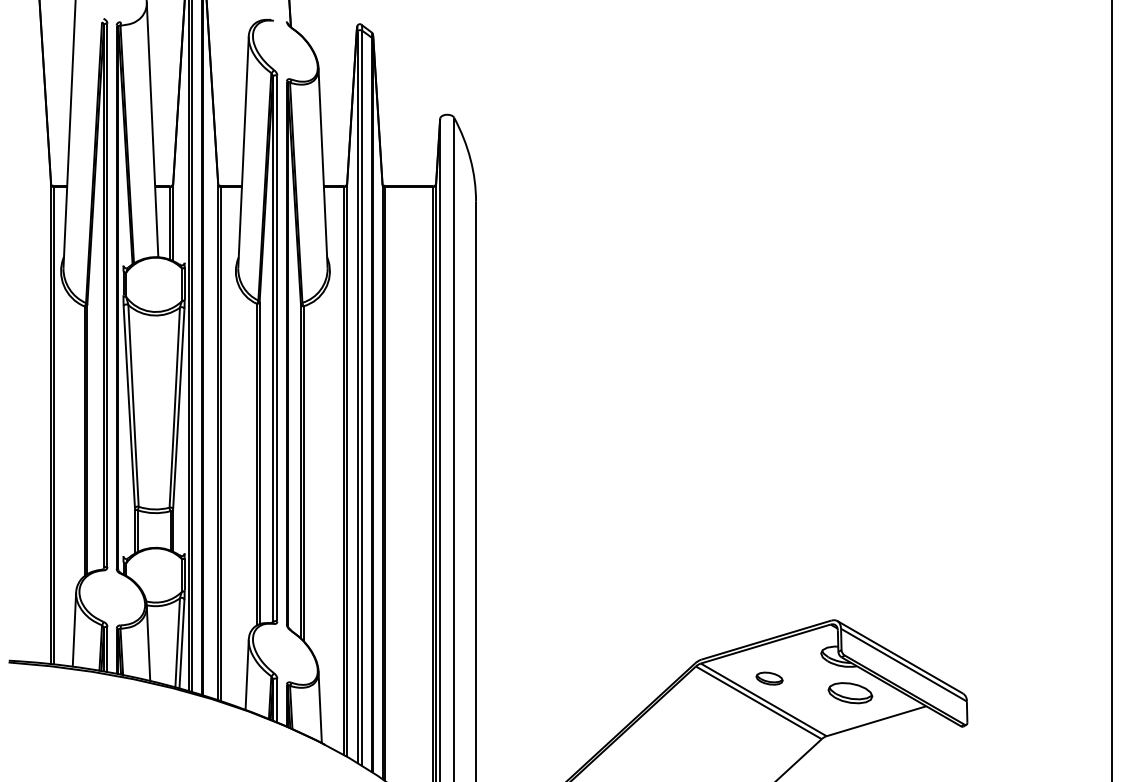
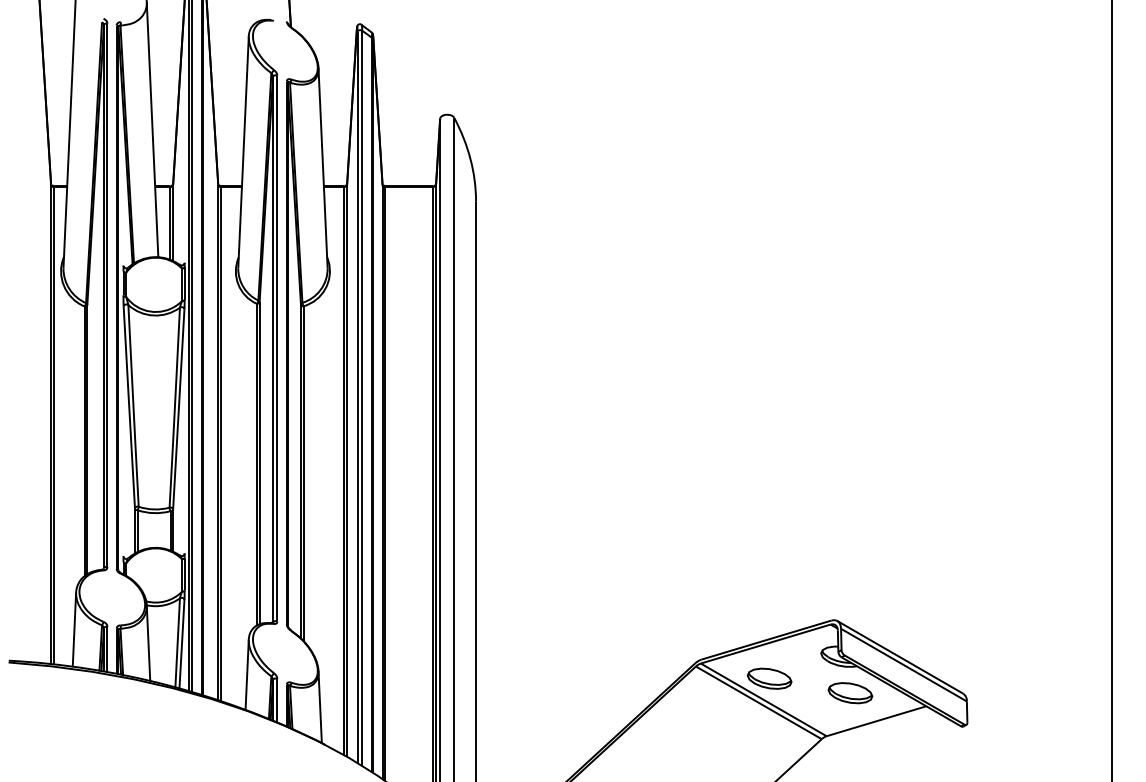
part size: 29x15 px -> 47x23 px (769, 678)
